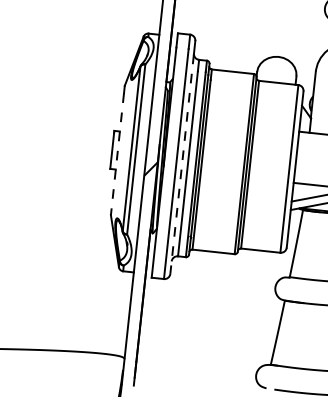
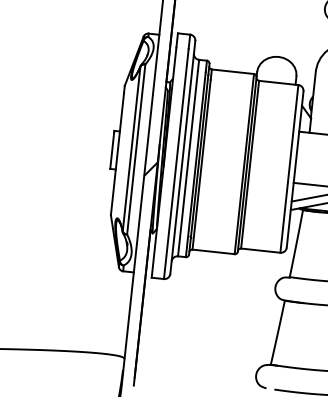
line: dashed -> solid (117, 154)
line: dashed -> solid (182, 164)
